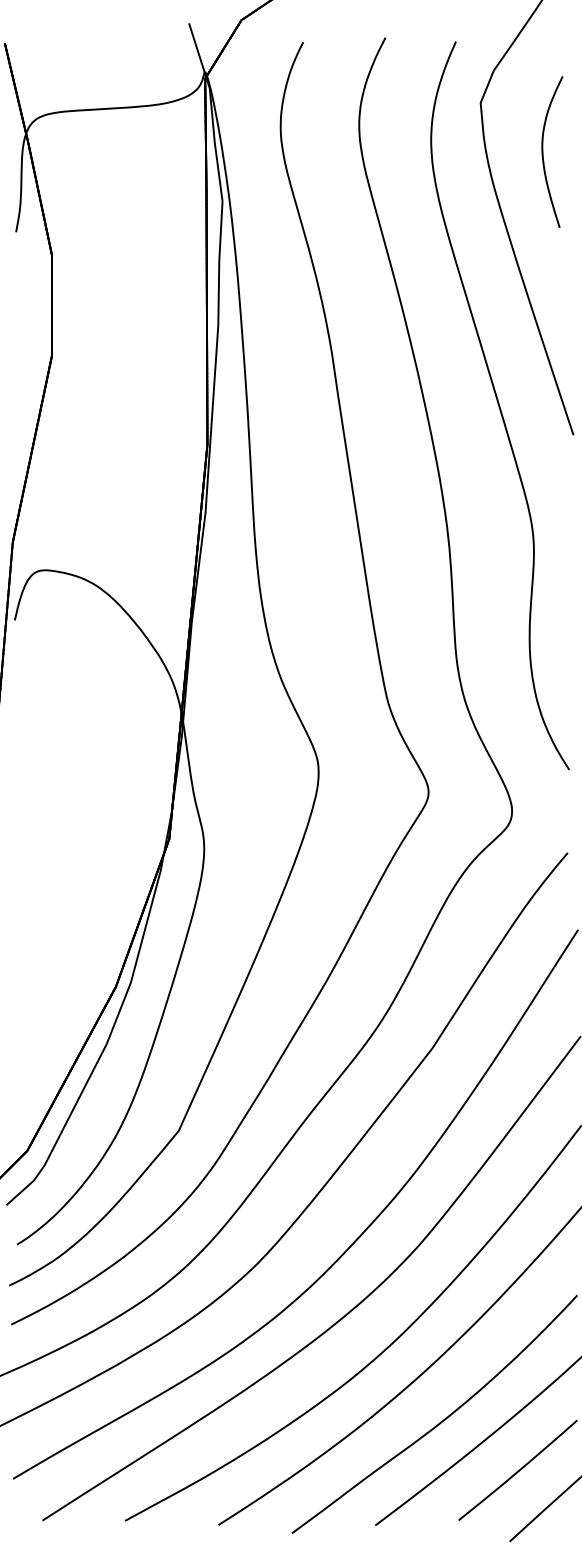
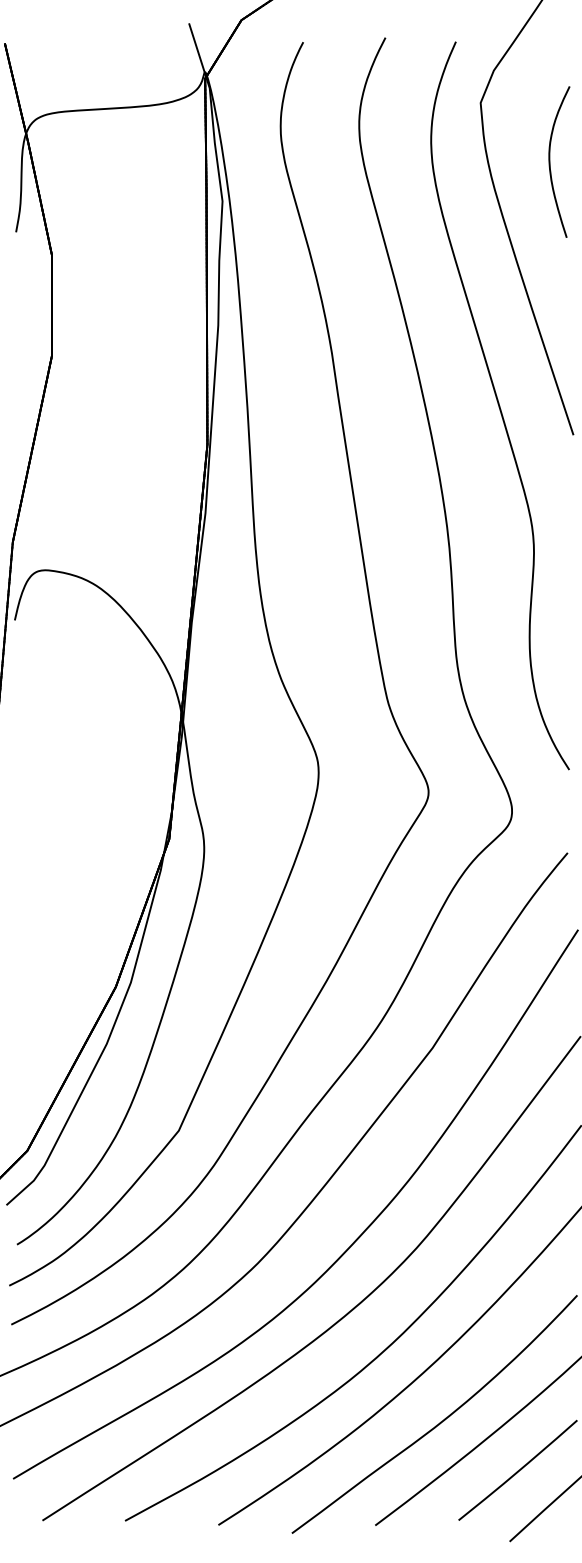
curve position: (543, 151) -> (550, 161) (550, 161)
